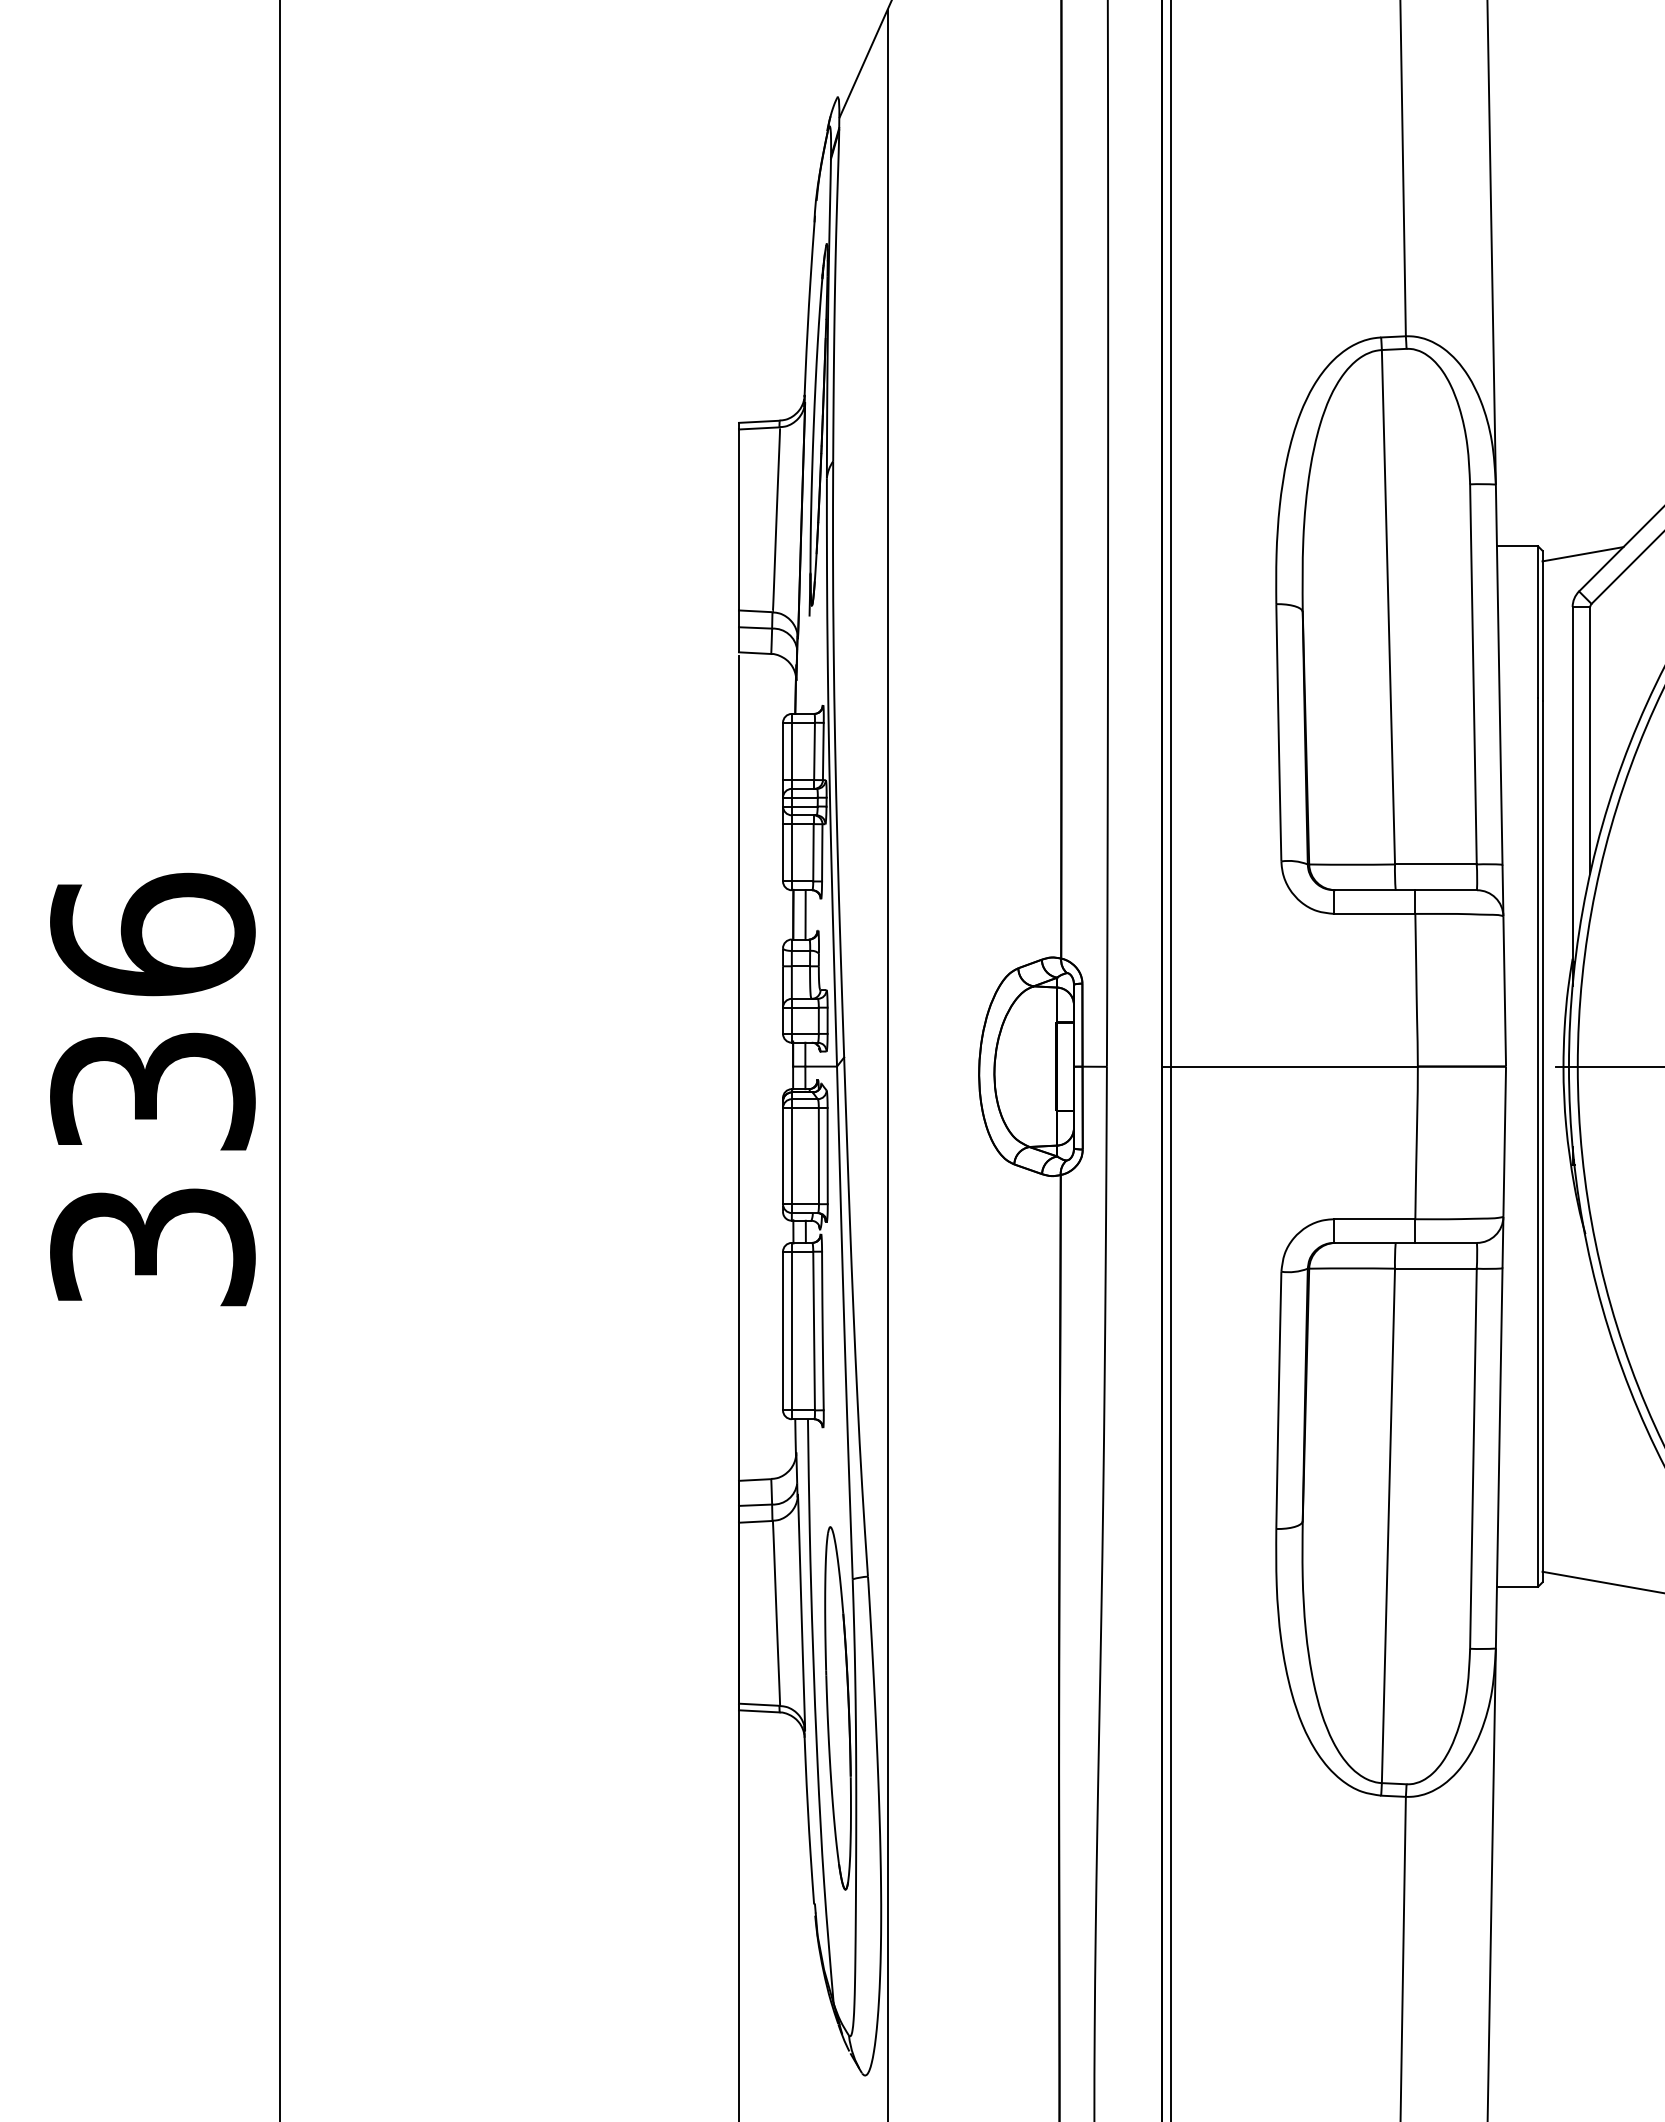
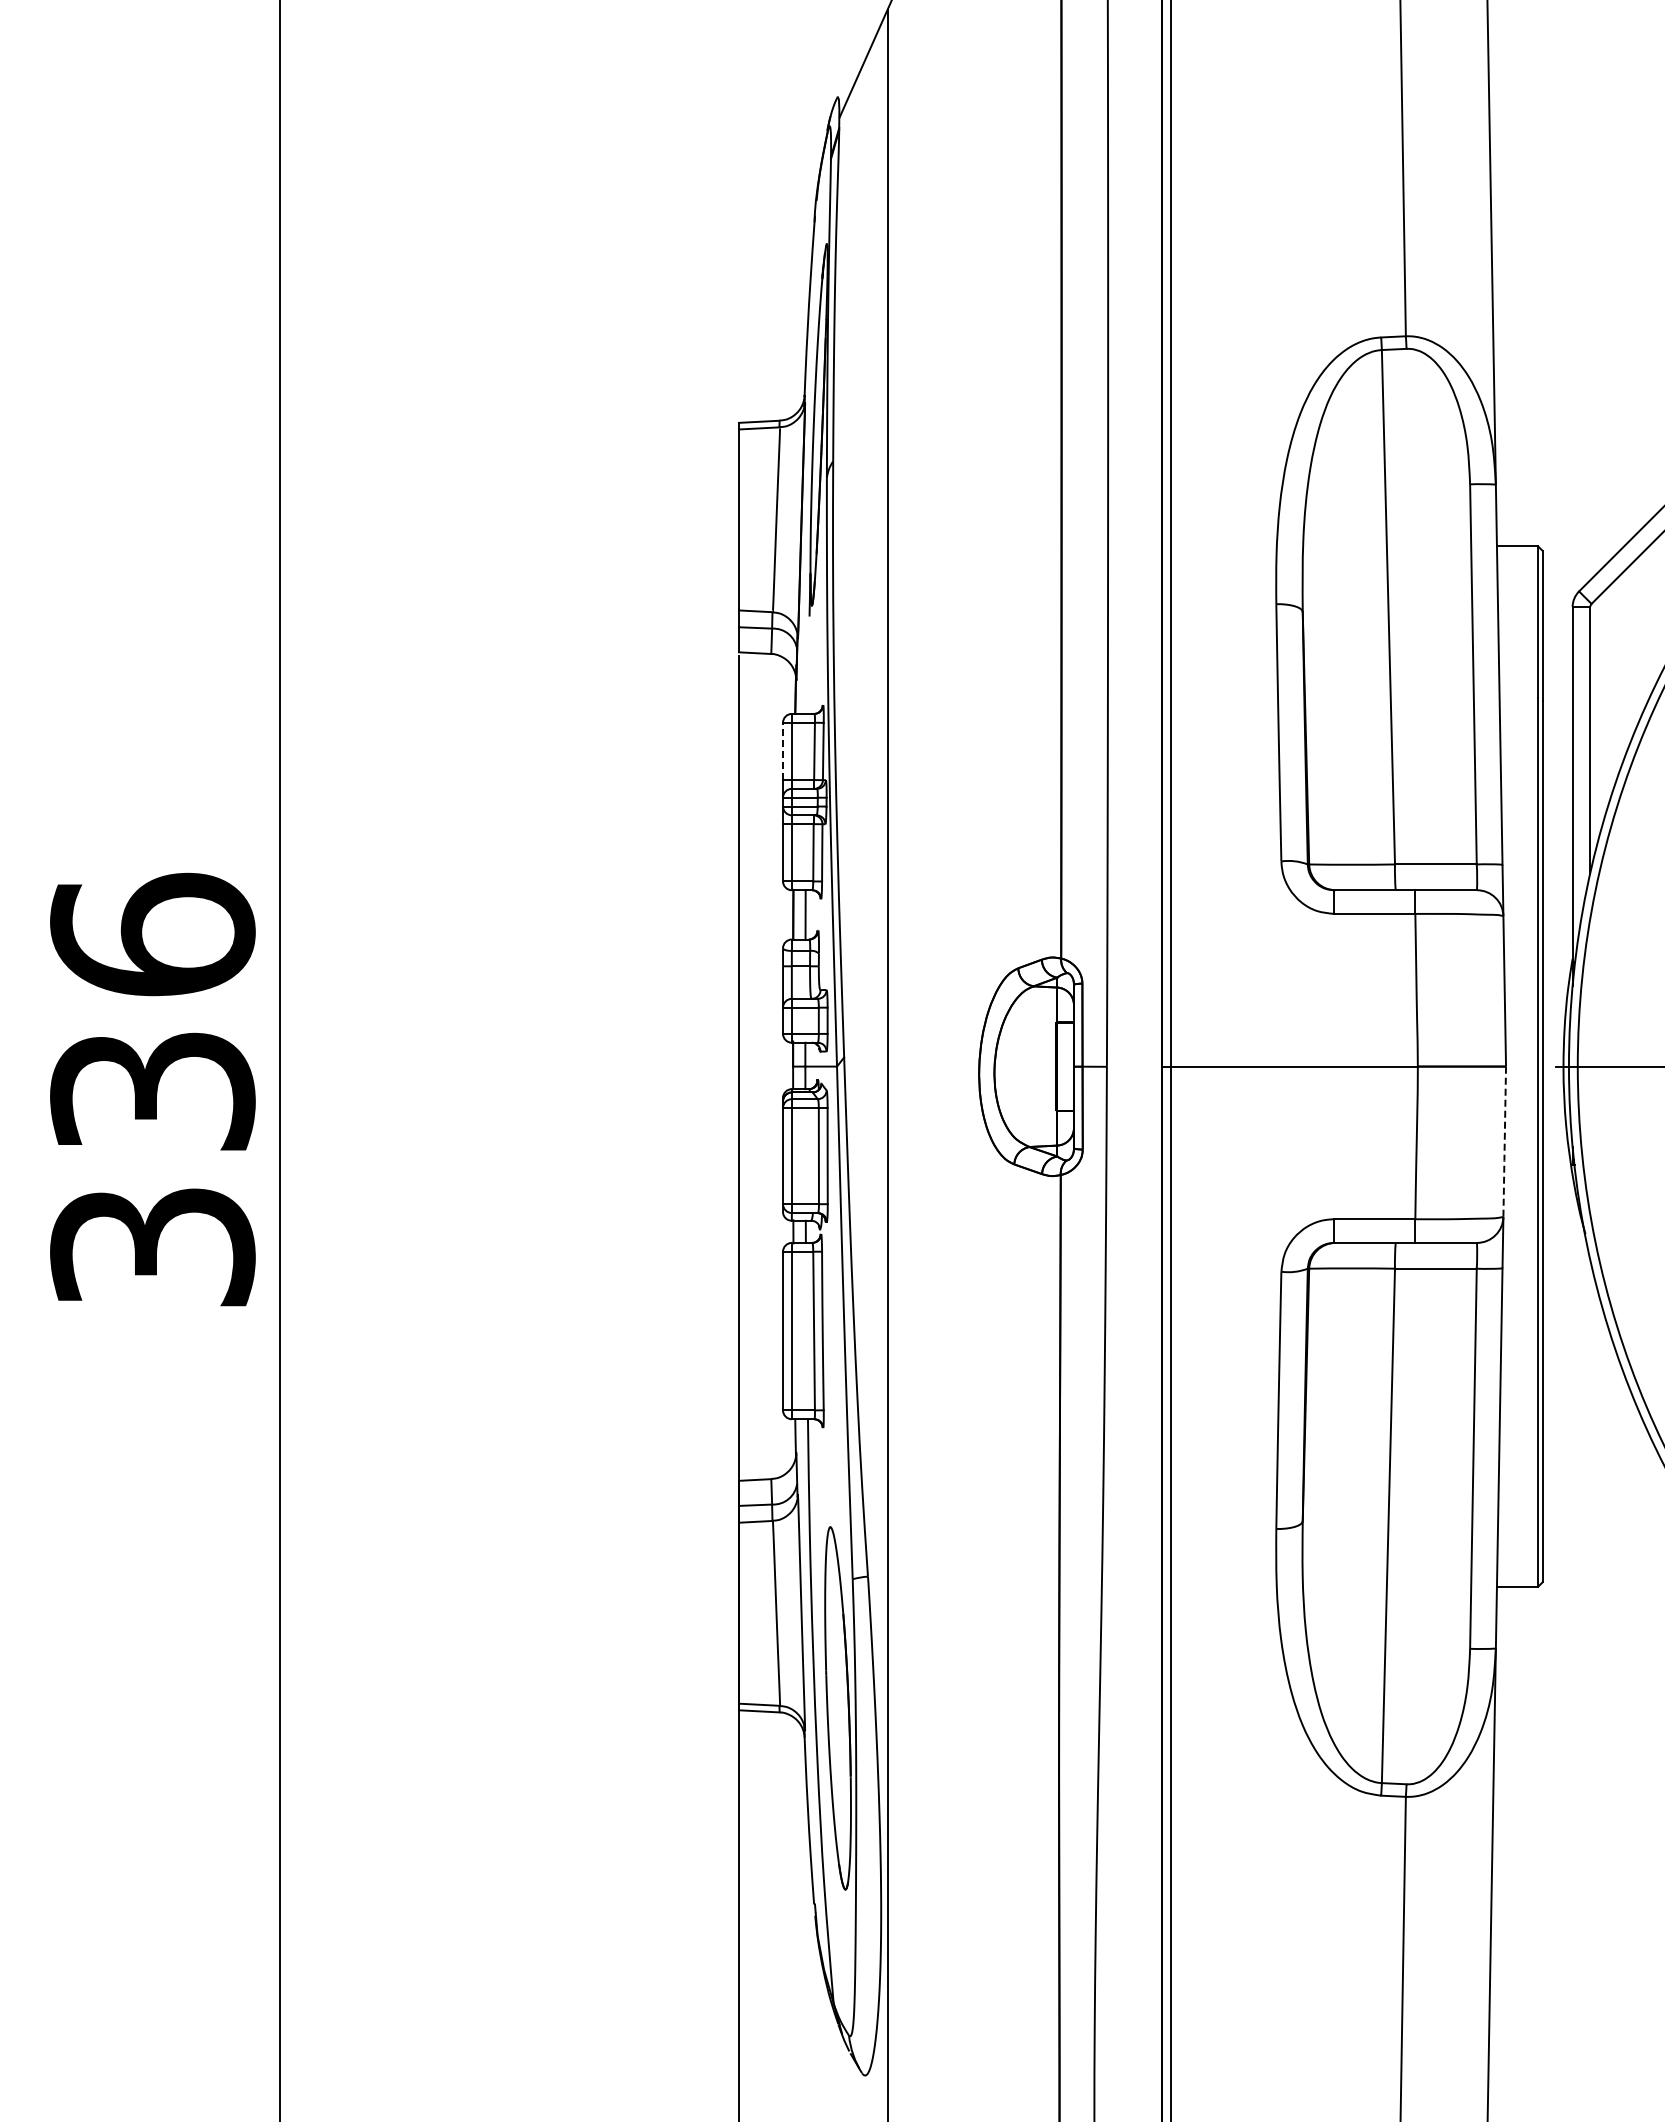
line: present -> none (1582, 554)
line: solid -> dashed (783, 751)
line: solid -> dashed (1504, 1142)
line: present -> none (1601, 1581)
